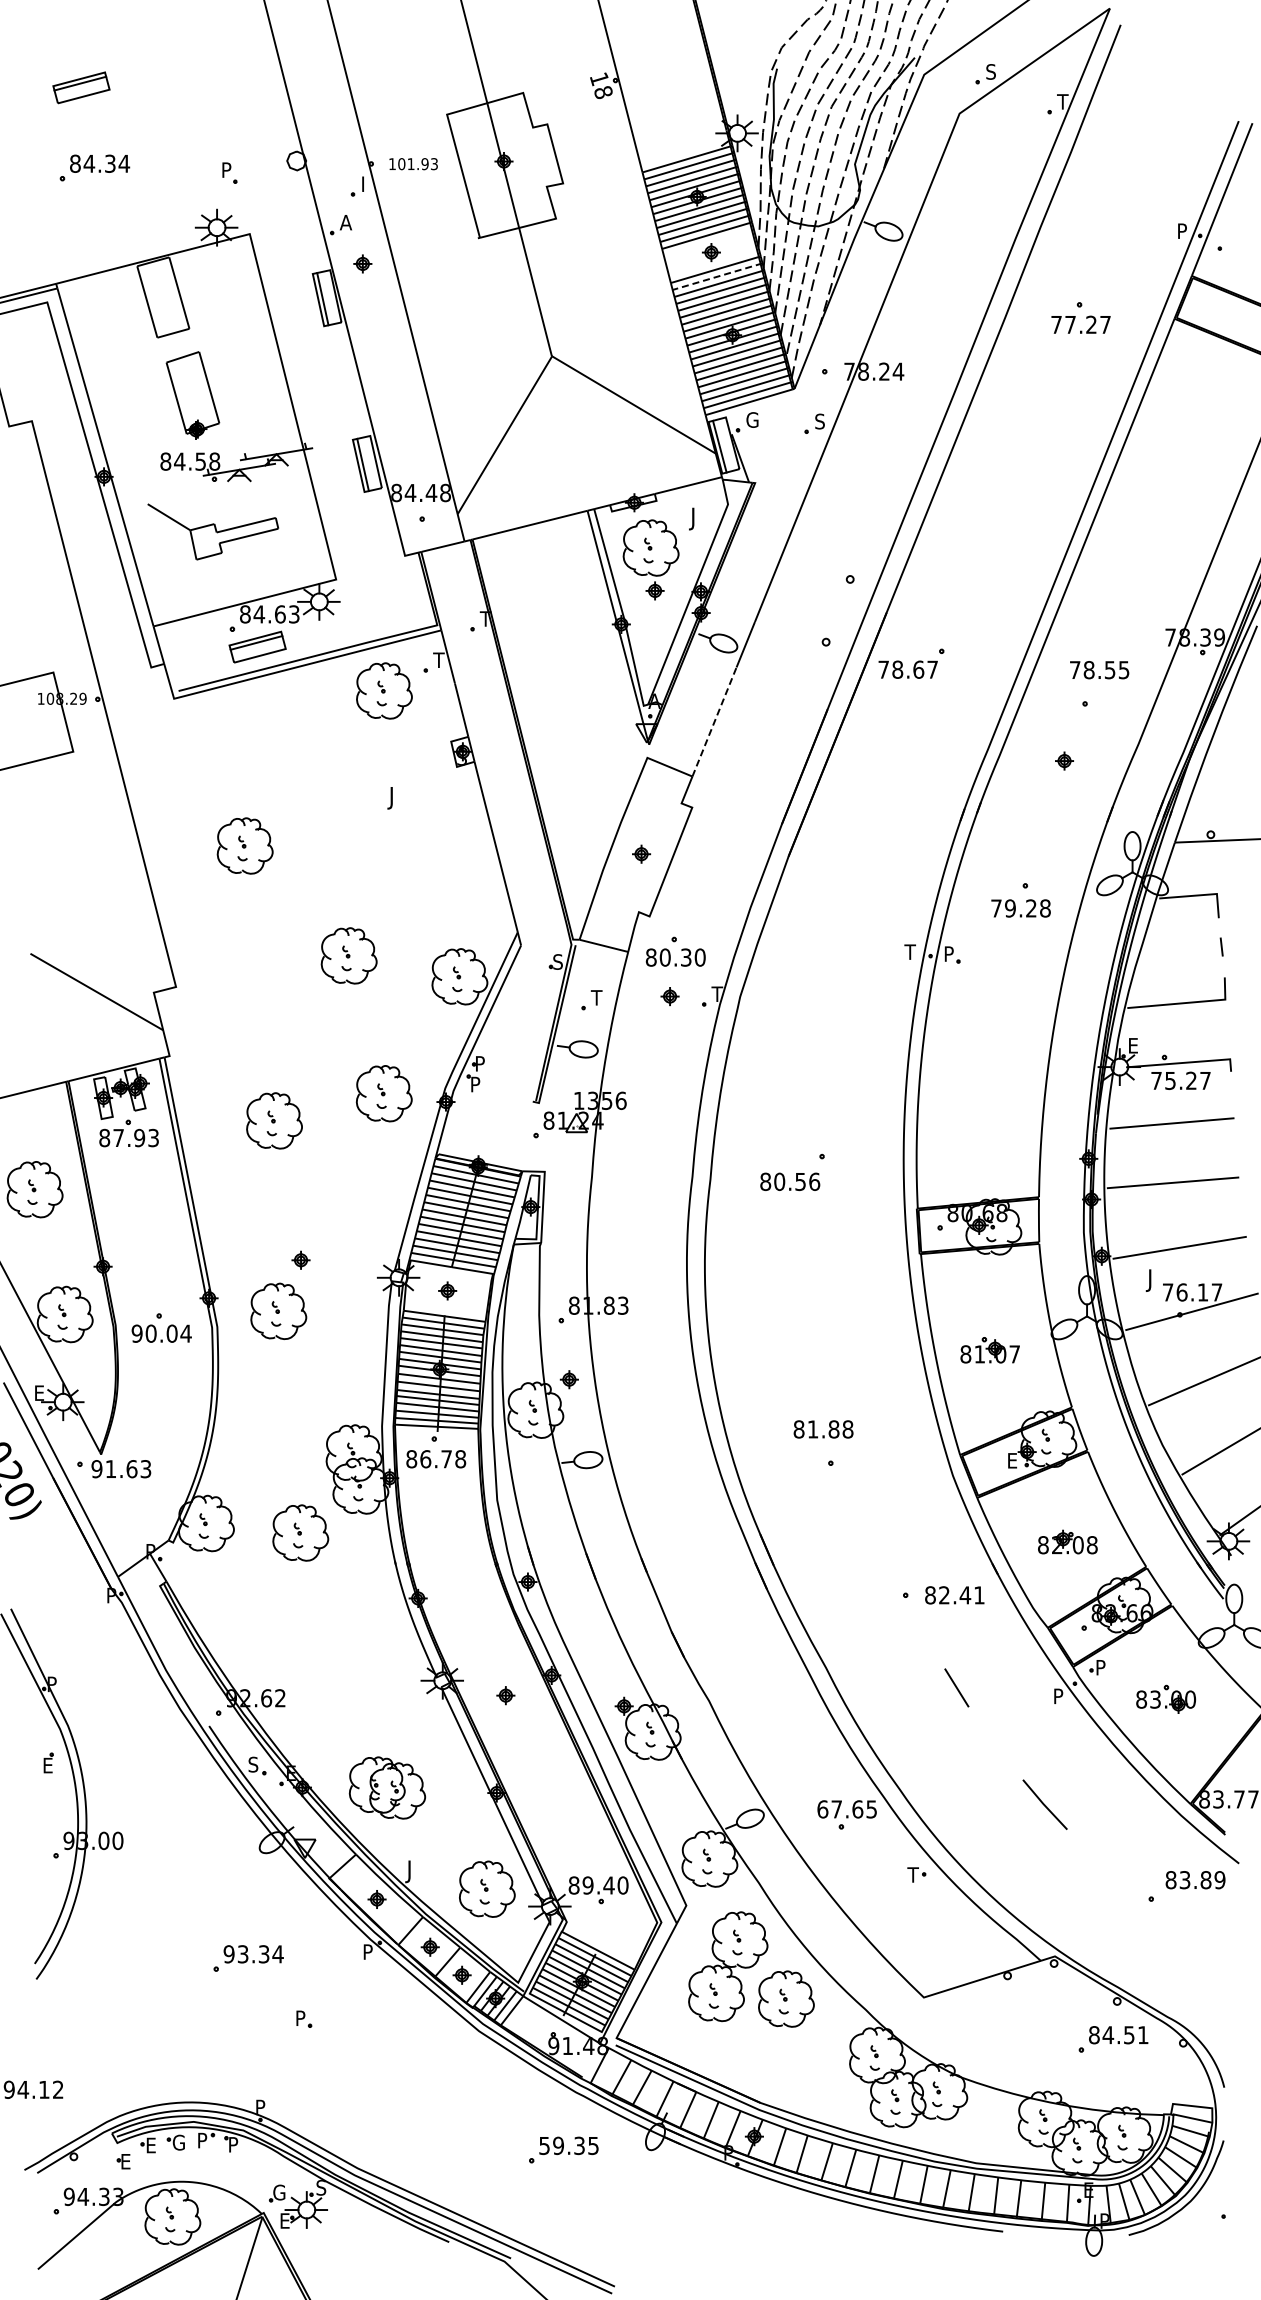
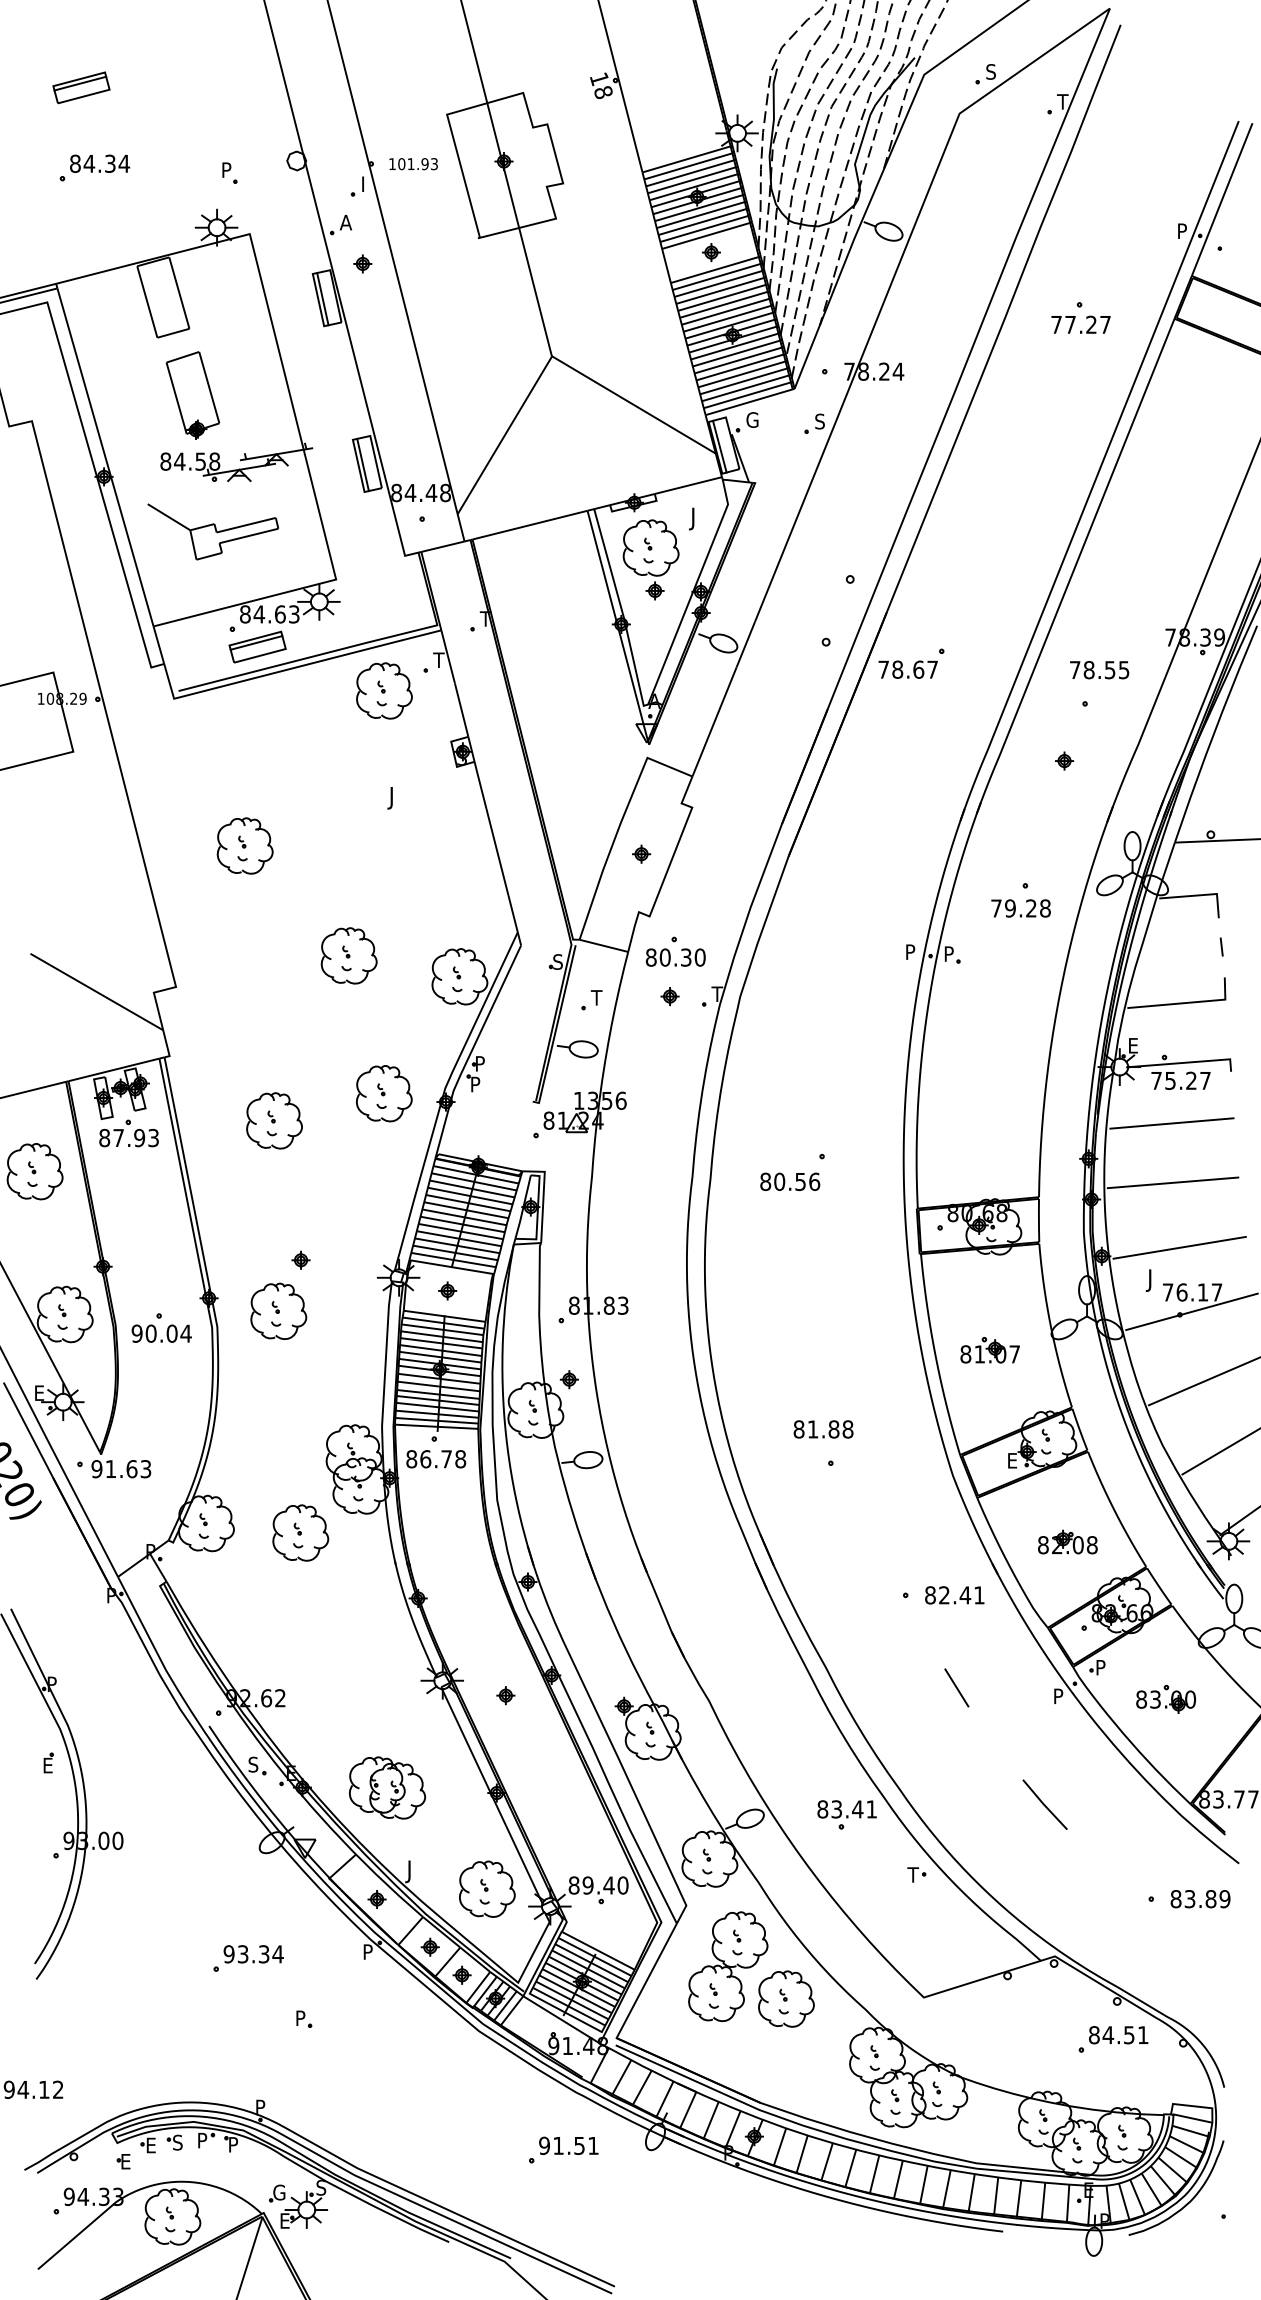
line: dashed -> solid (717, 276)
line: dashed -> solid (714, 722)
text: T -> P (909, 951)
part position: (34, 1189) -> (34, 1171) (34, 1171)
text: 67.65 -> 83.41 (846, 1809)
text position: (1195, 1880) -> (1200, 1899) (1200, 1899)
text: G -> S (178, 2142)
text: 59.35 -> 91.51 (568, 2145)
